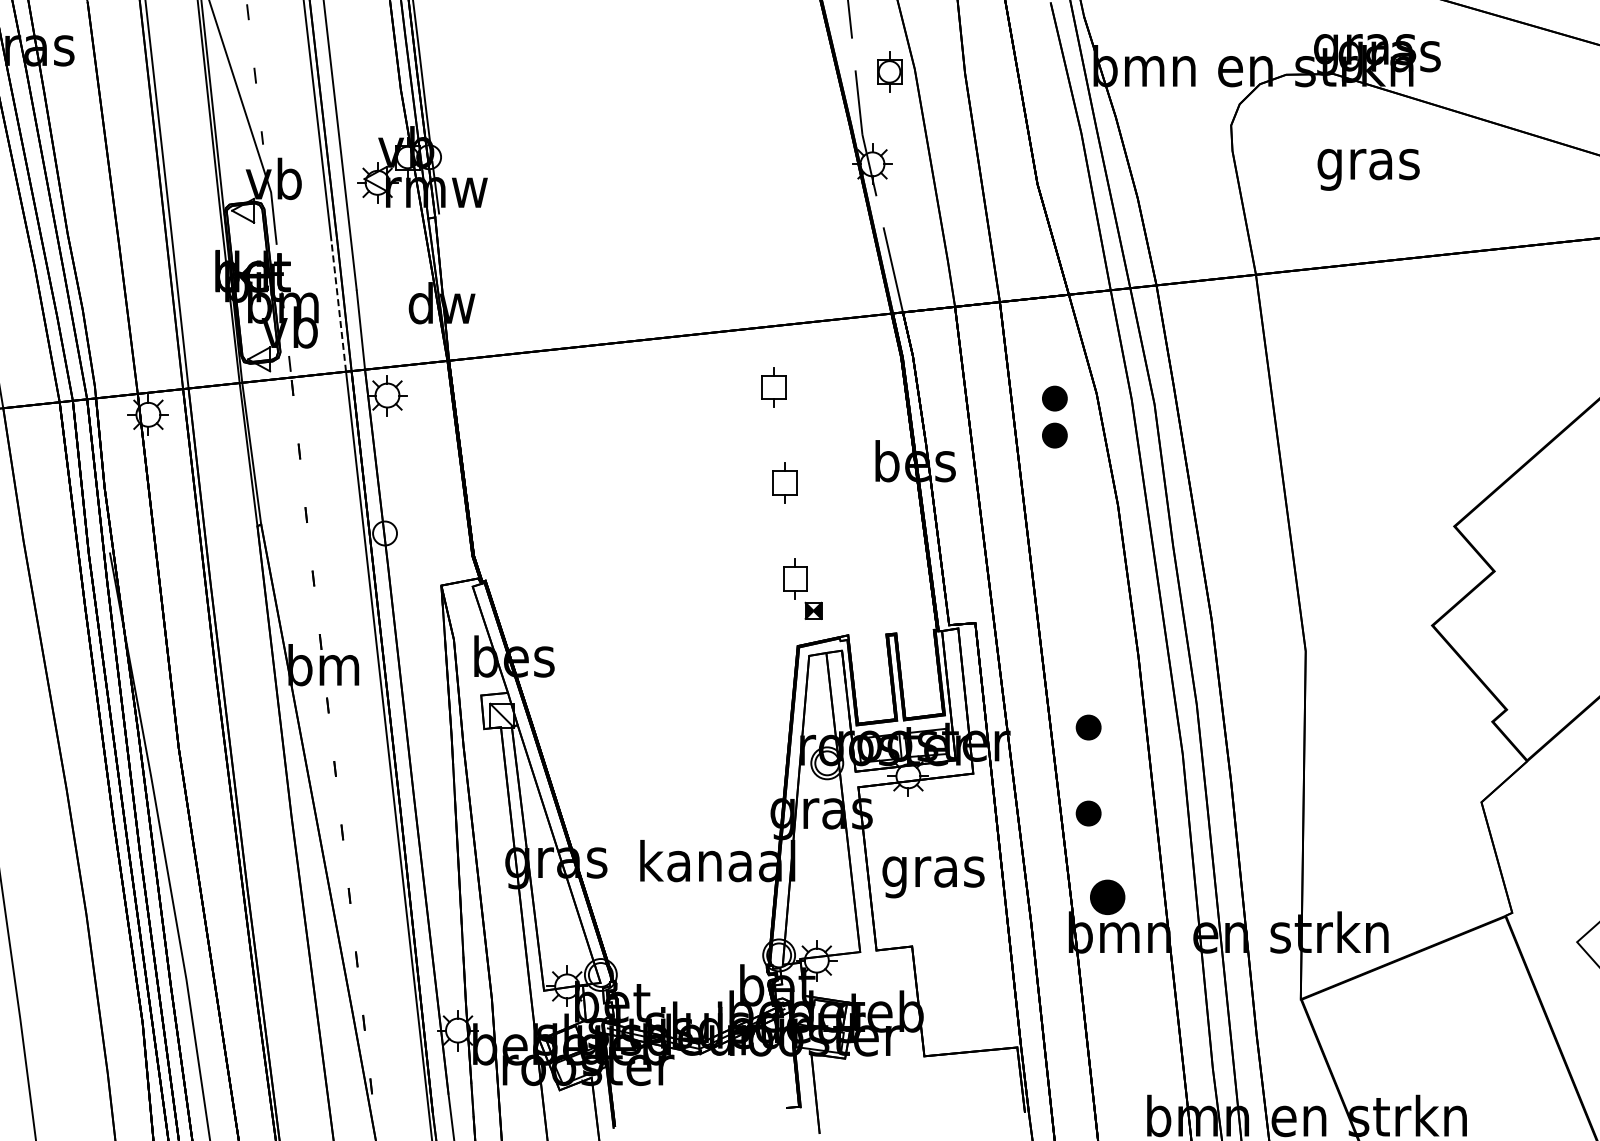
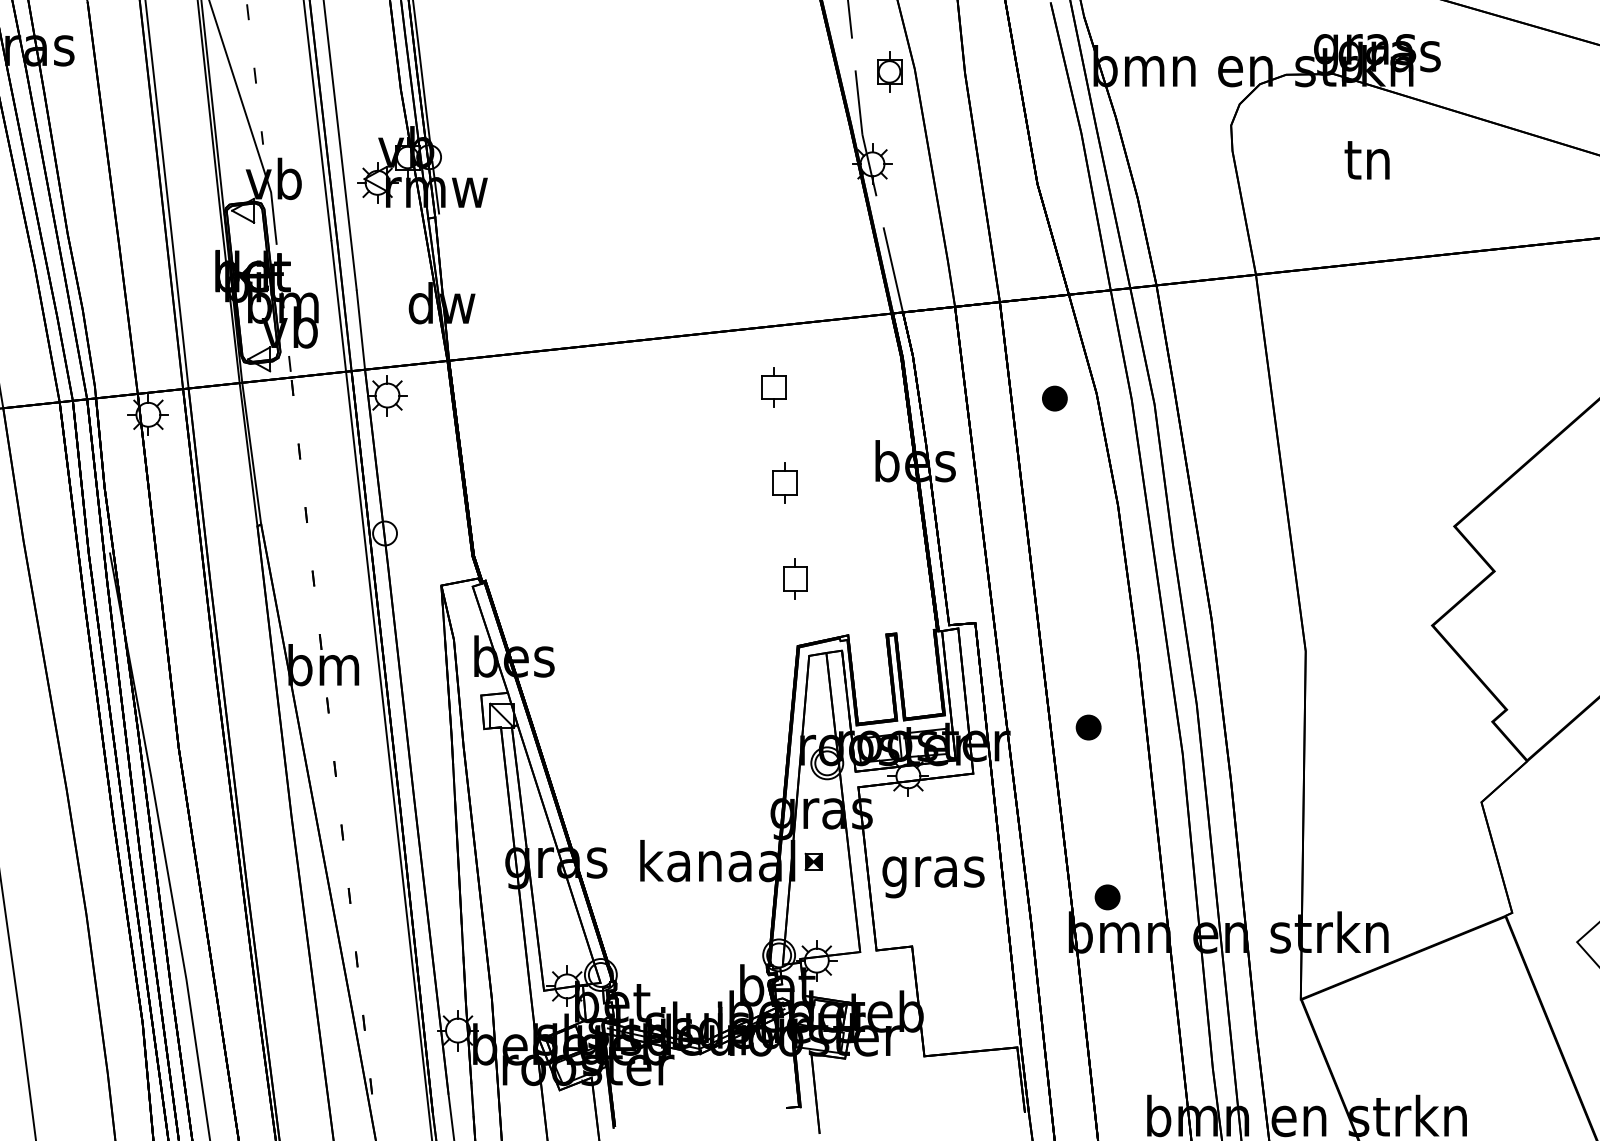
text: gras -> tn (1368, 165)
line: dashed -> solid (338, 306)
part: present -> none (1054, 435)
part position: (813, 610) -> (813, 861) (813, 861)
part: present -> none (1088, 813)
part size: 36x36 px -> 27x27 px (1107, 897)
